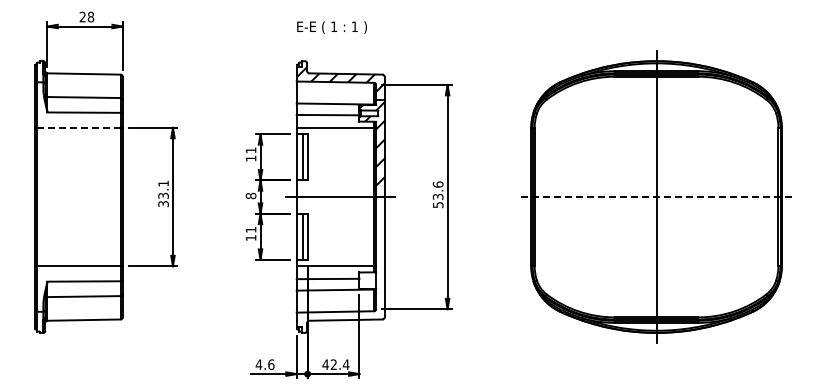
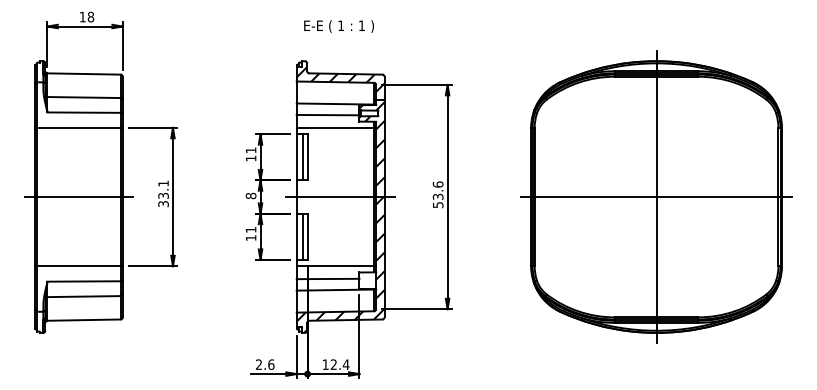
text: 28 -> 18 (82, 16)
text position: (331, 27) -> (338, 26) (338, 26)
line: dashed -> solid (78, 127)
line: none -> present (78, 197)
line: dashed -> solid (656, 197)
hatch: none -> present (340, 264)
text: 4.6 -> 2.6 (258, 364)
text: 42.4 -> 12.4 (325, 364)
